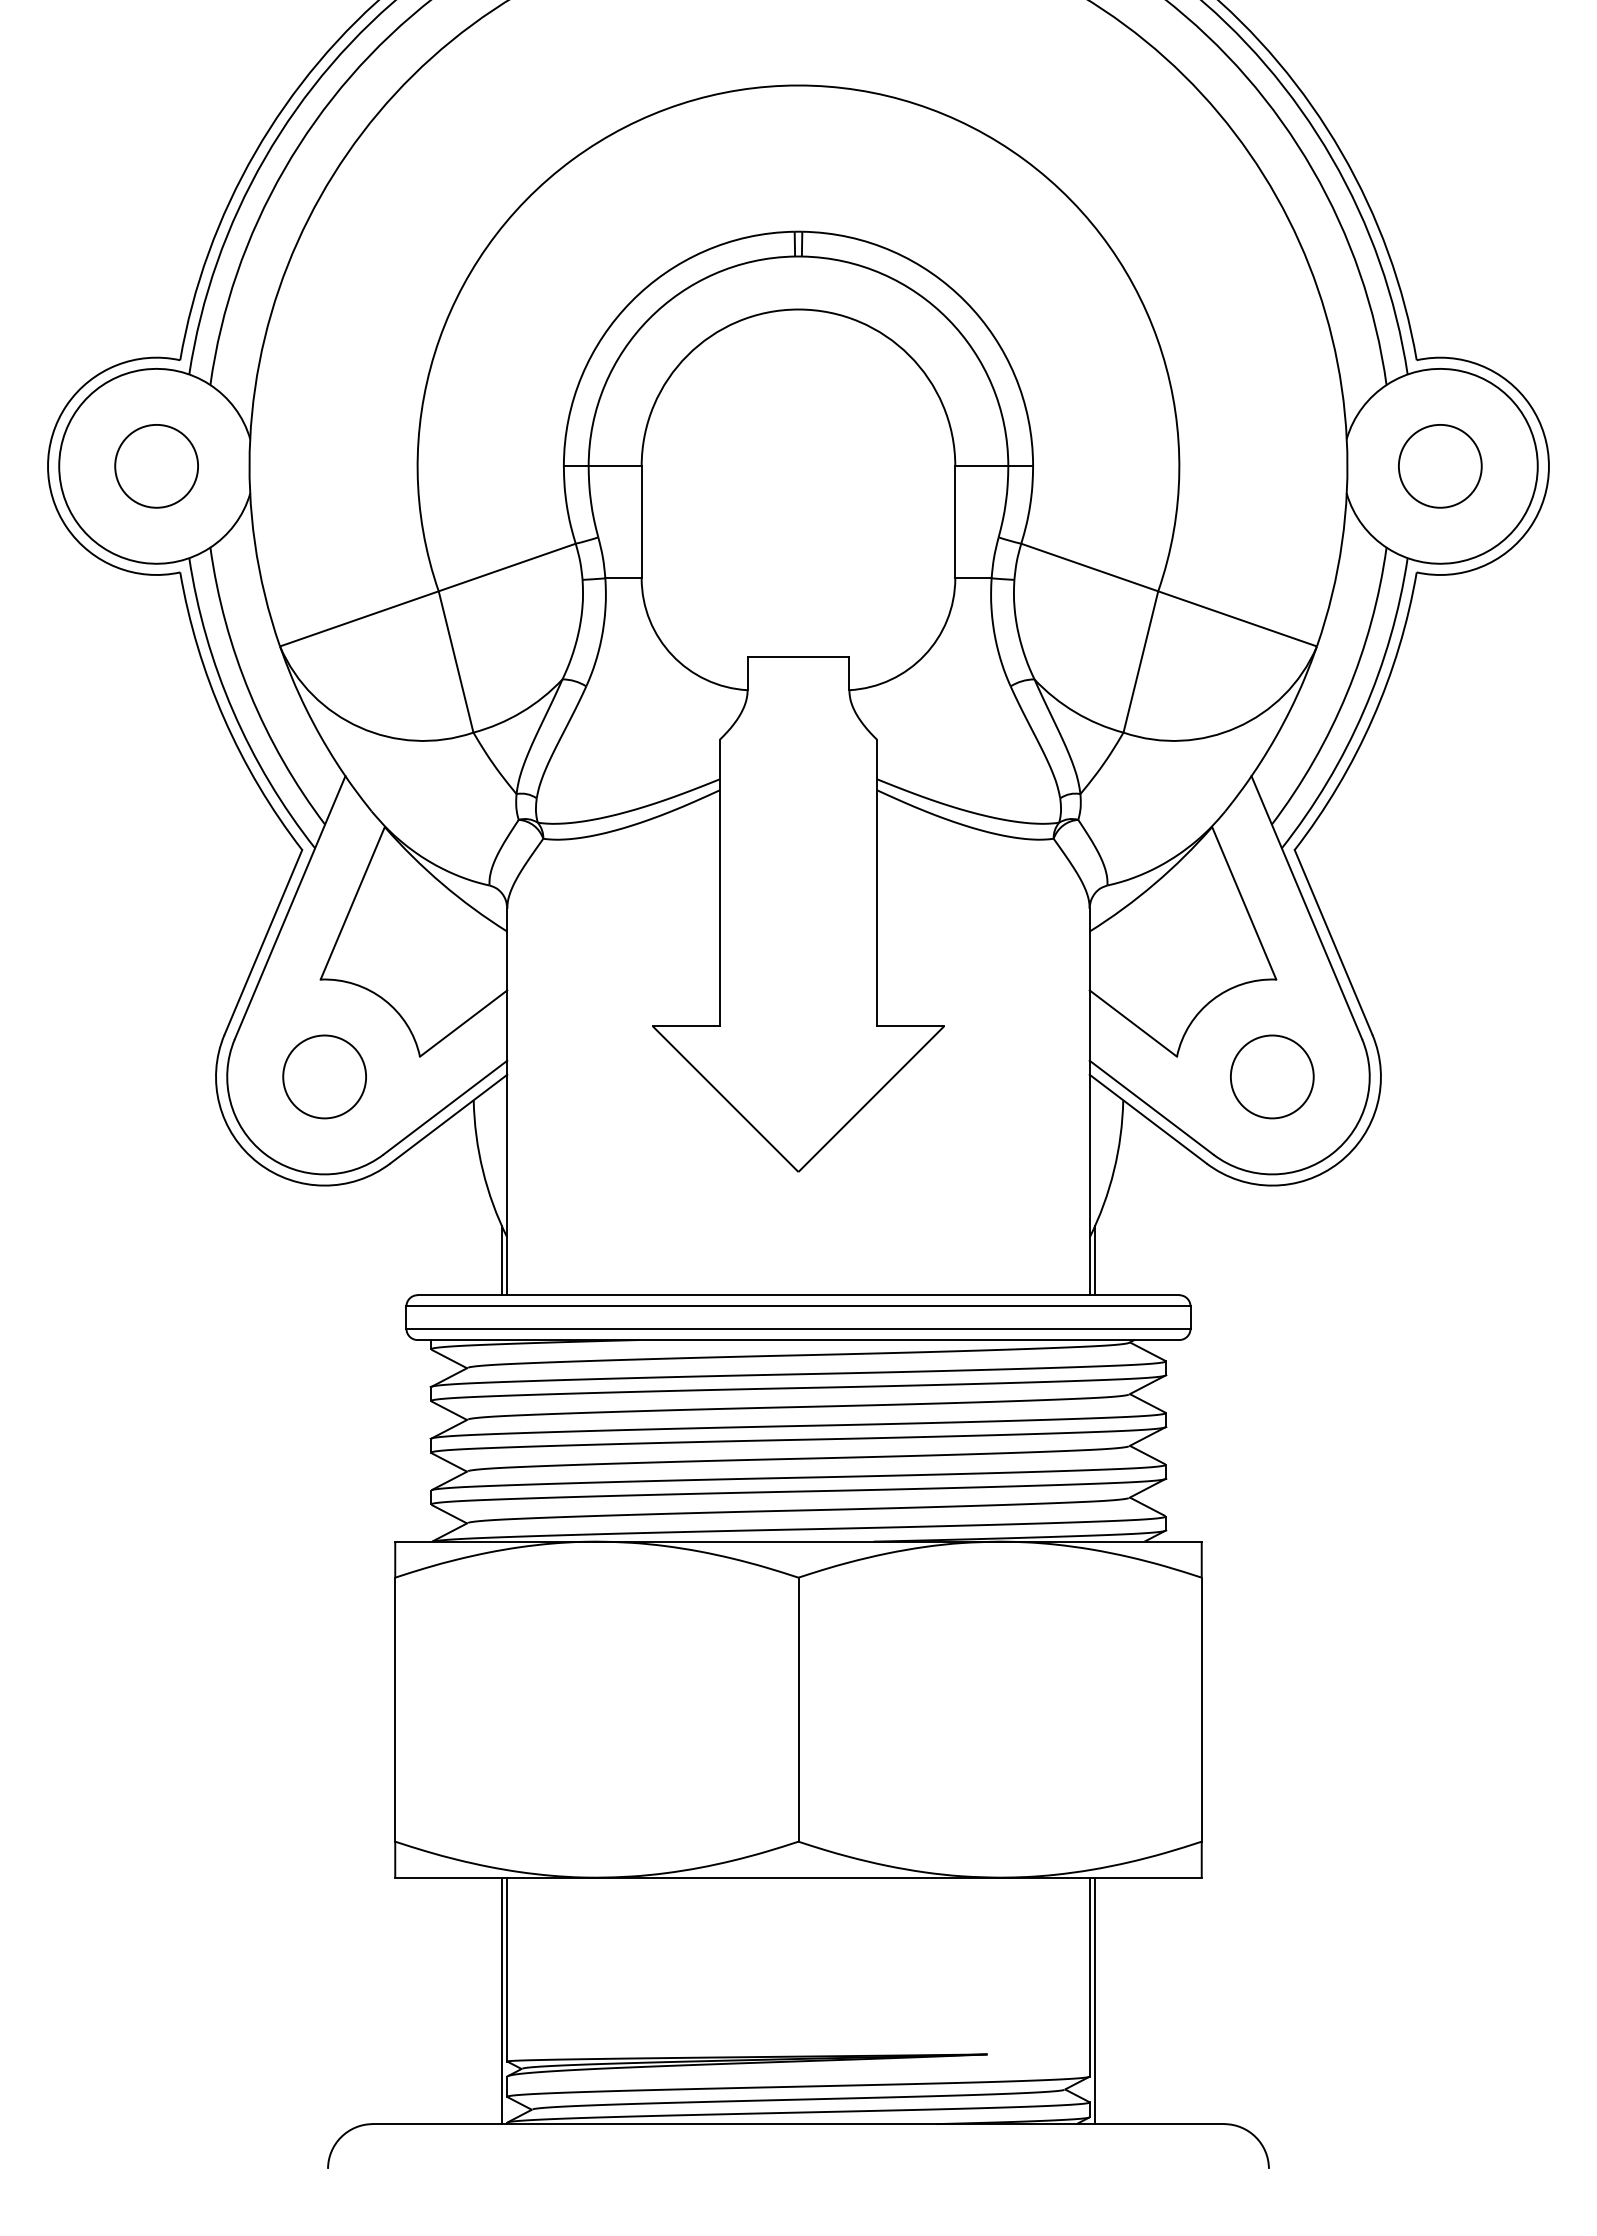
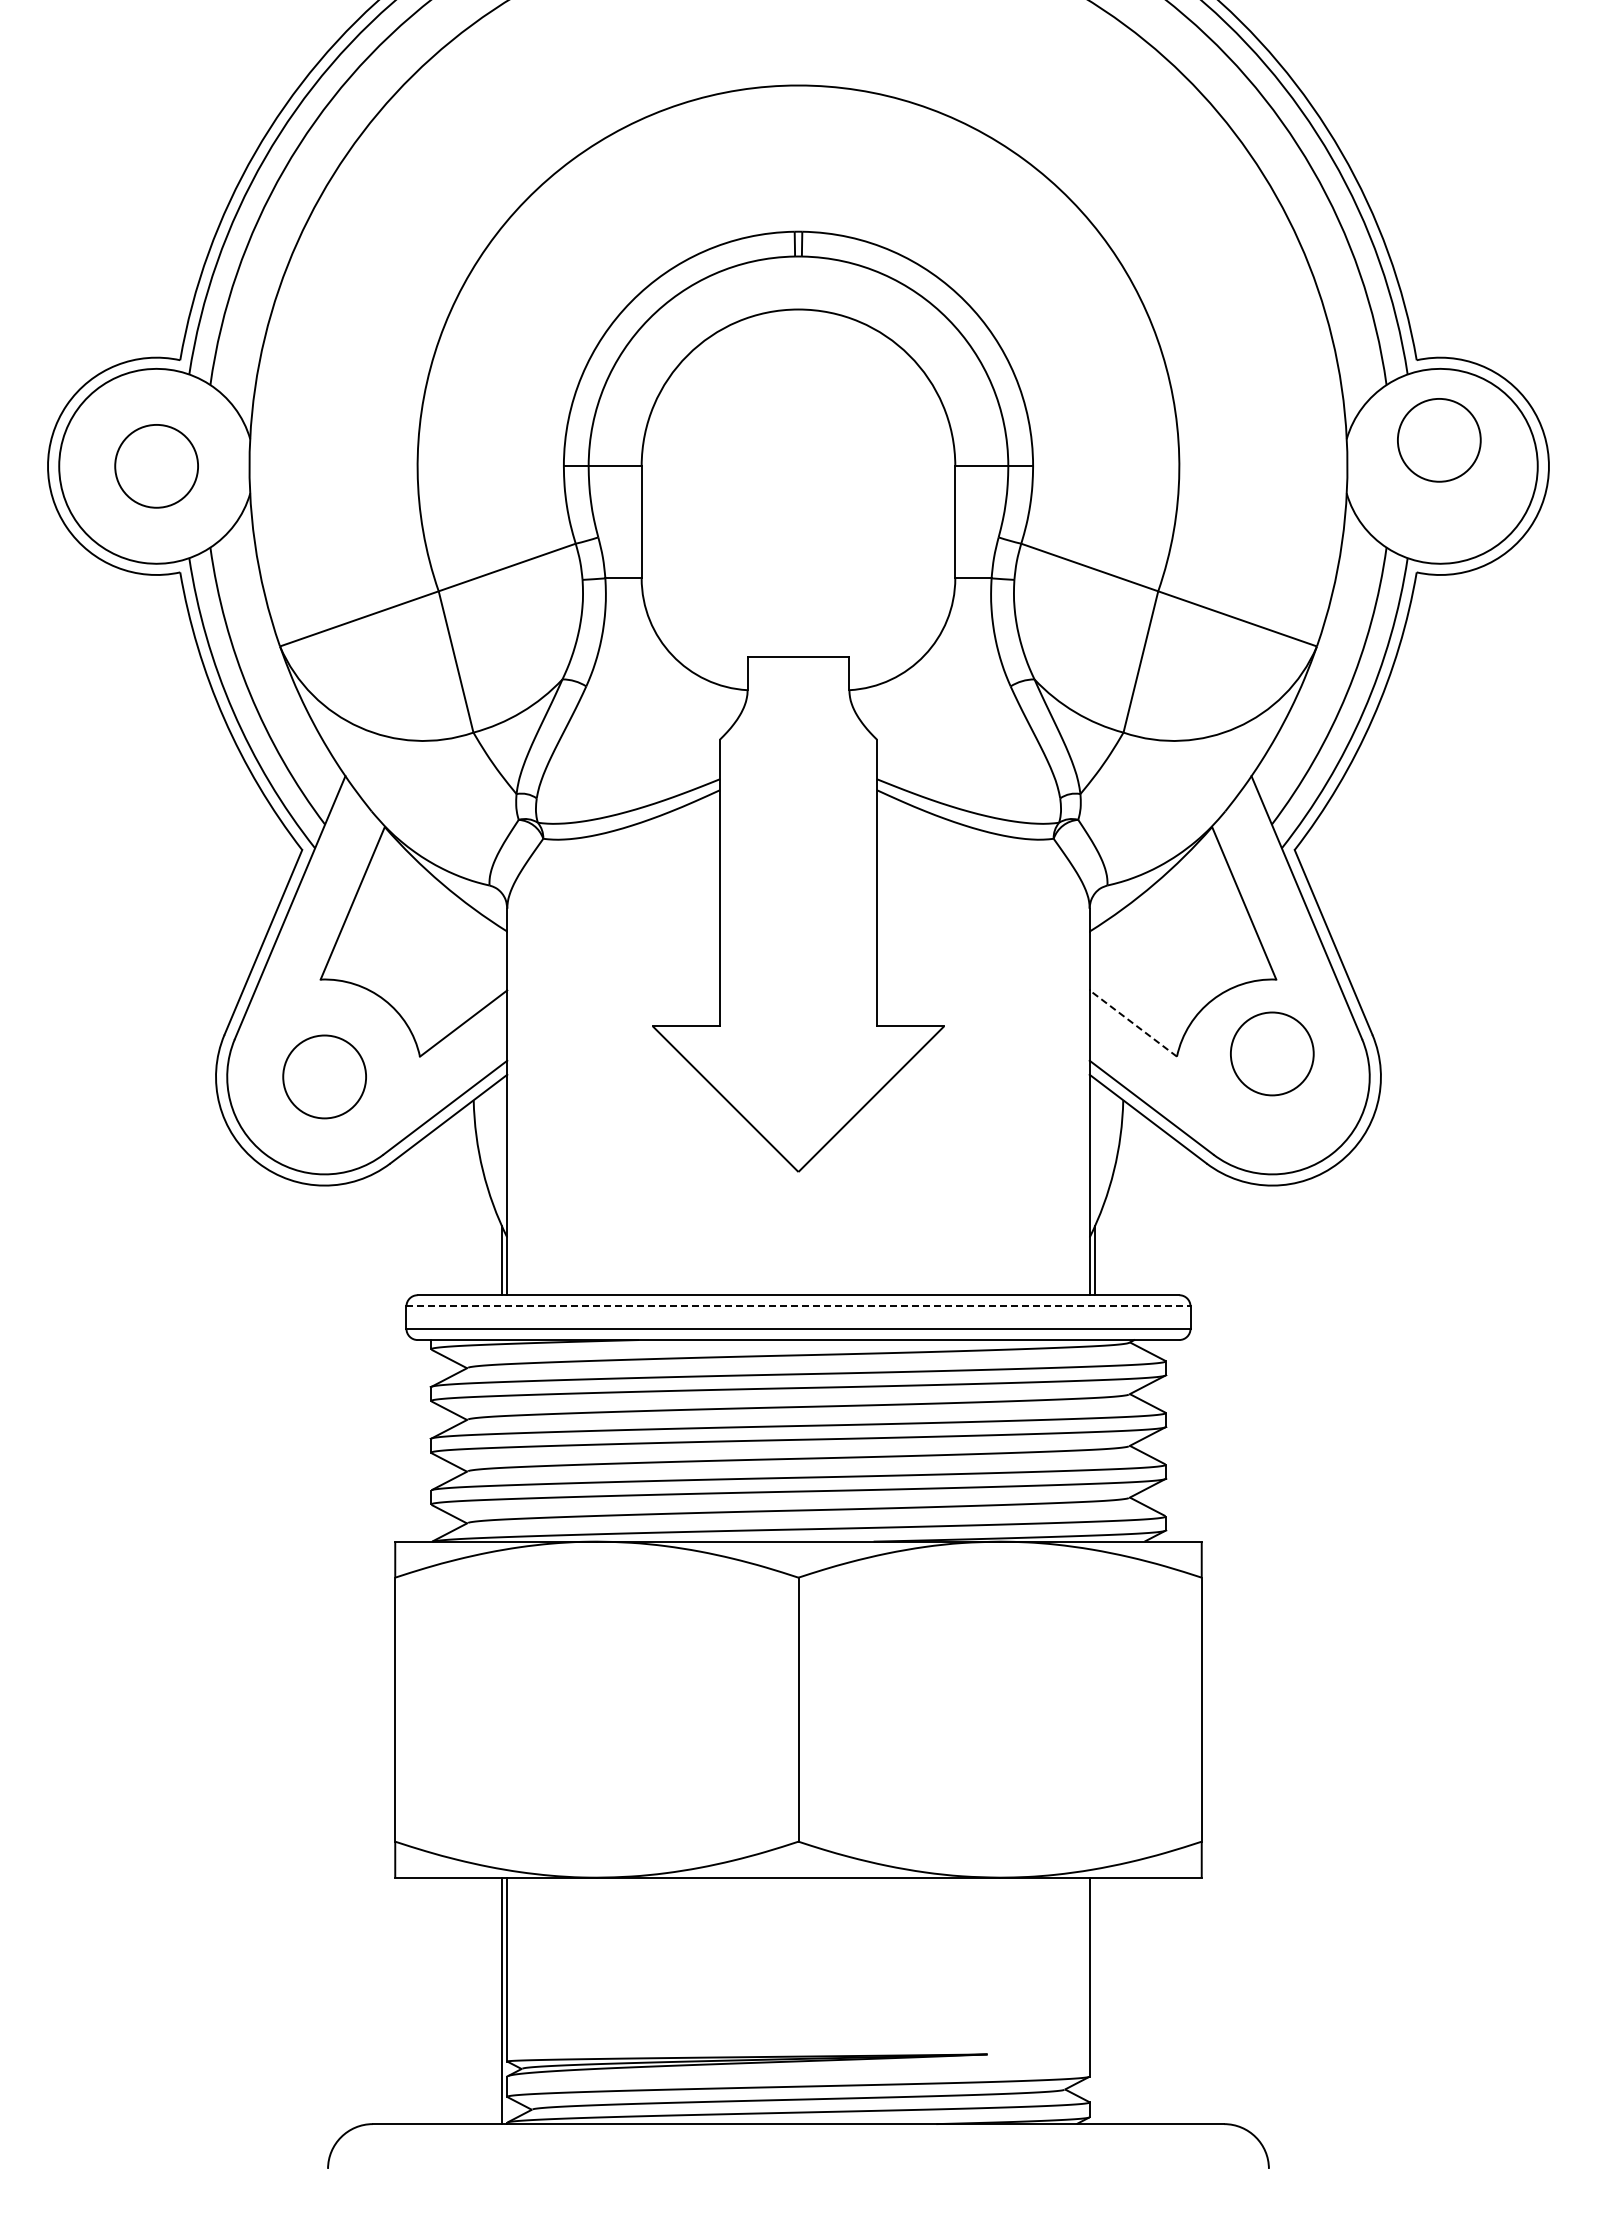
circle position: (1440, 466) -> (1439, 440) (1439, 440)
line: solid -> dashed (1133, 1023)
circle position: (1272, 1076) -> (1272, 1053) (1272, 1053)
line: solid -> dashed (798, 1306)
line: present -> none (1095, 2000)
